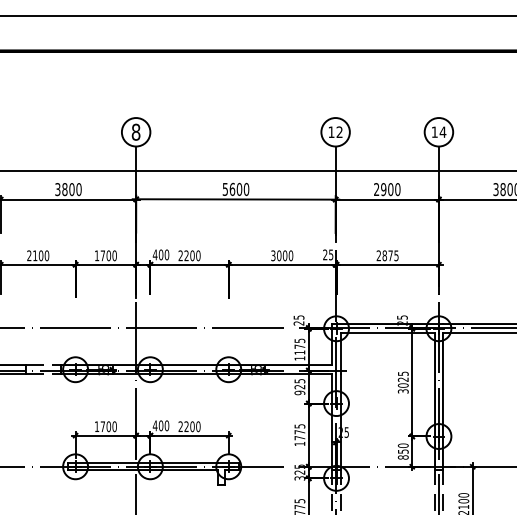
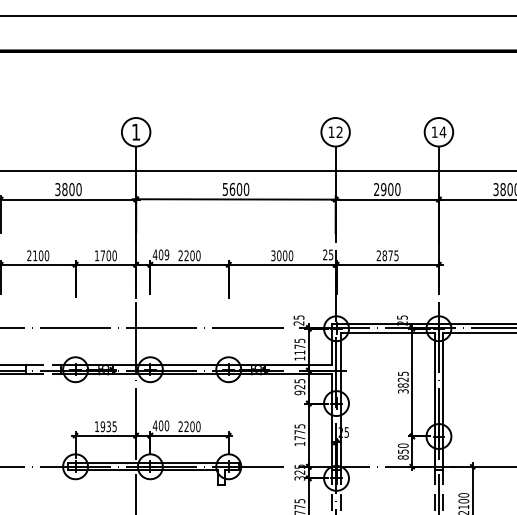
text: 8 -> 1 (135, 131)
text: 400 -> 409 (166, 255)
text: 3025 -> 3825 (403, 385)
text: 1700 -> 1935 (108, 426)
